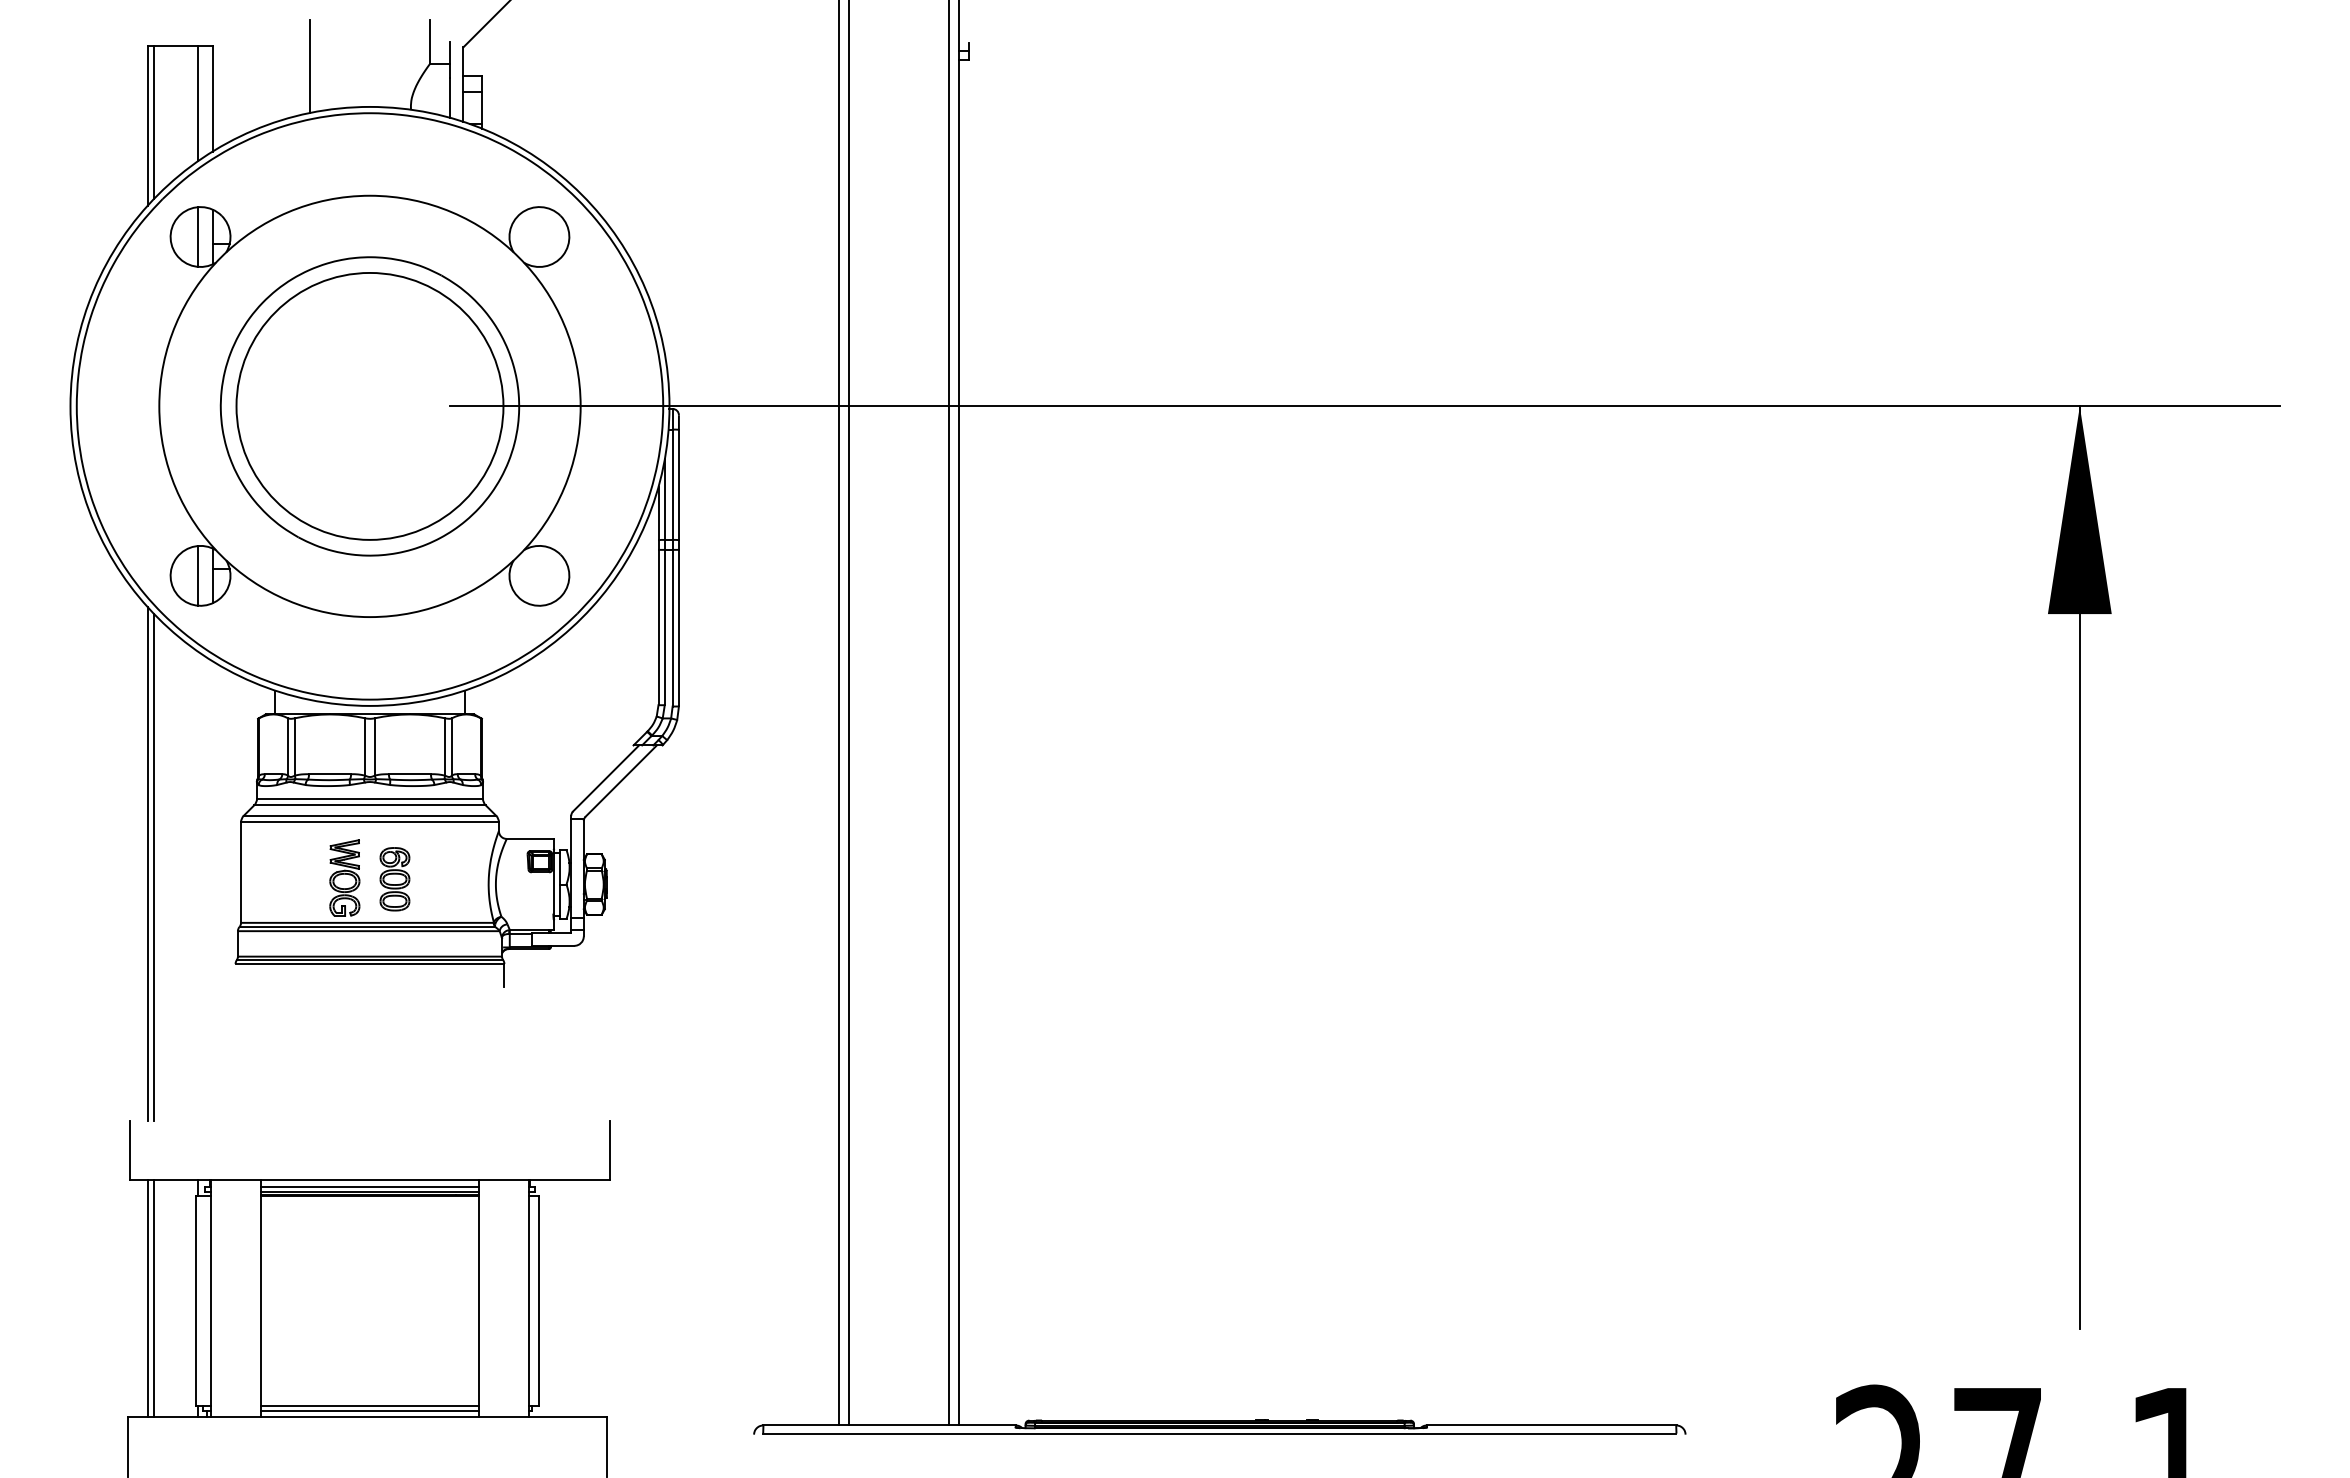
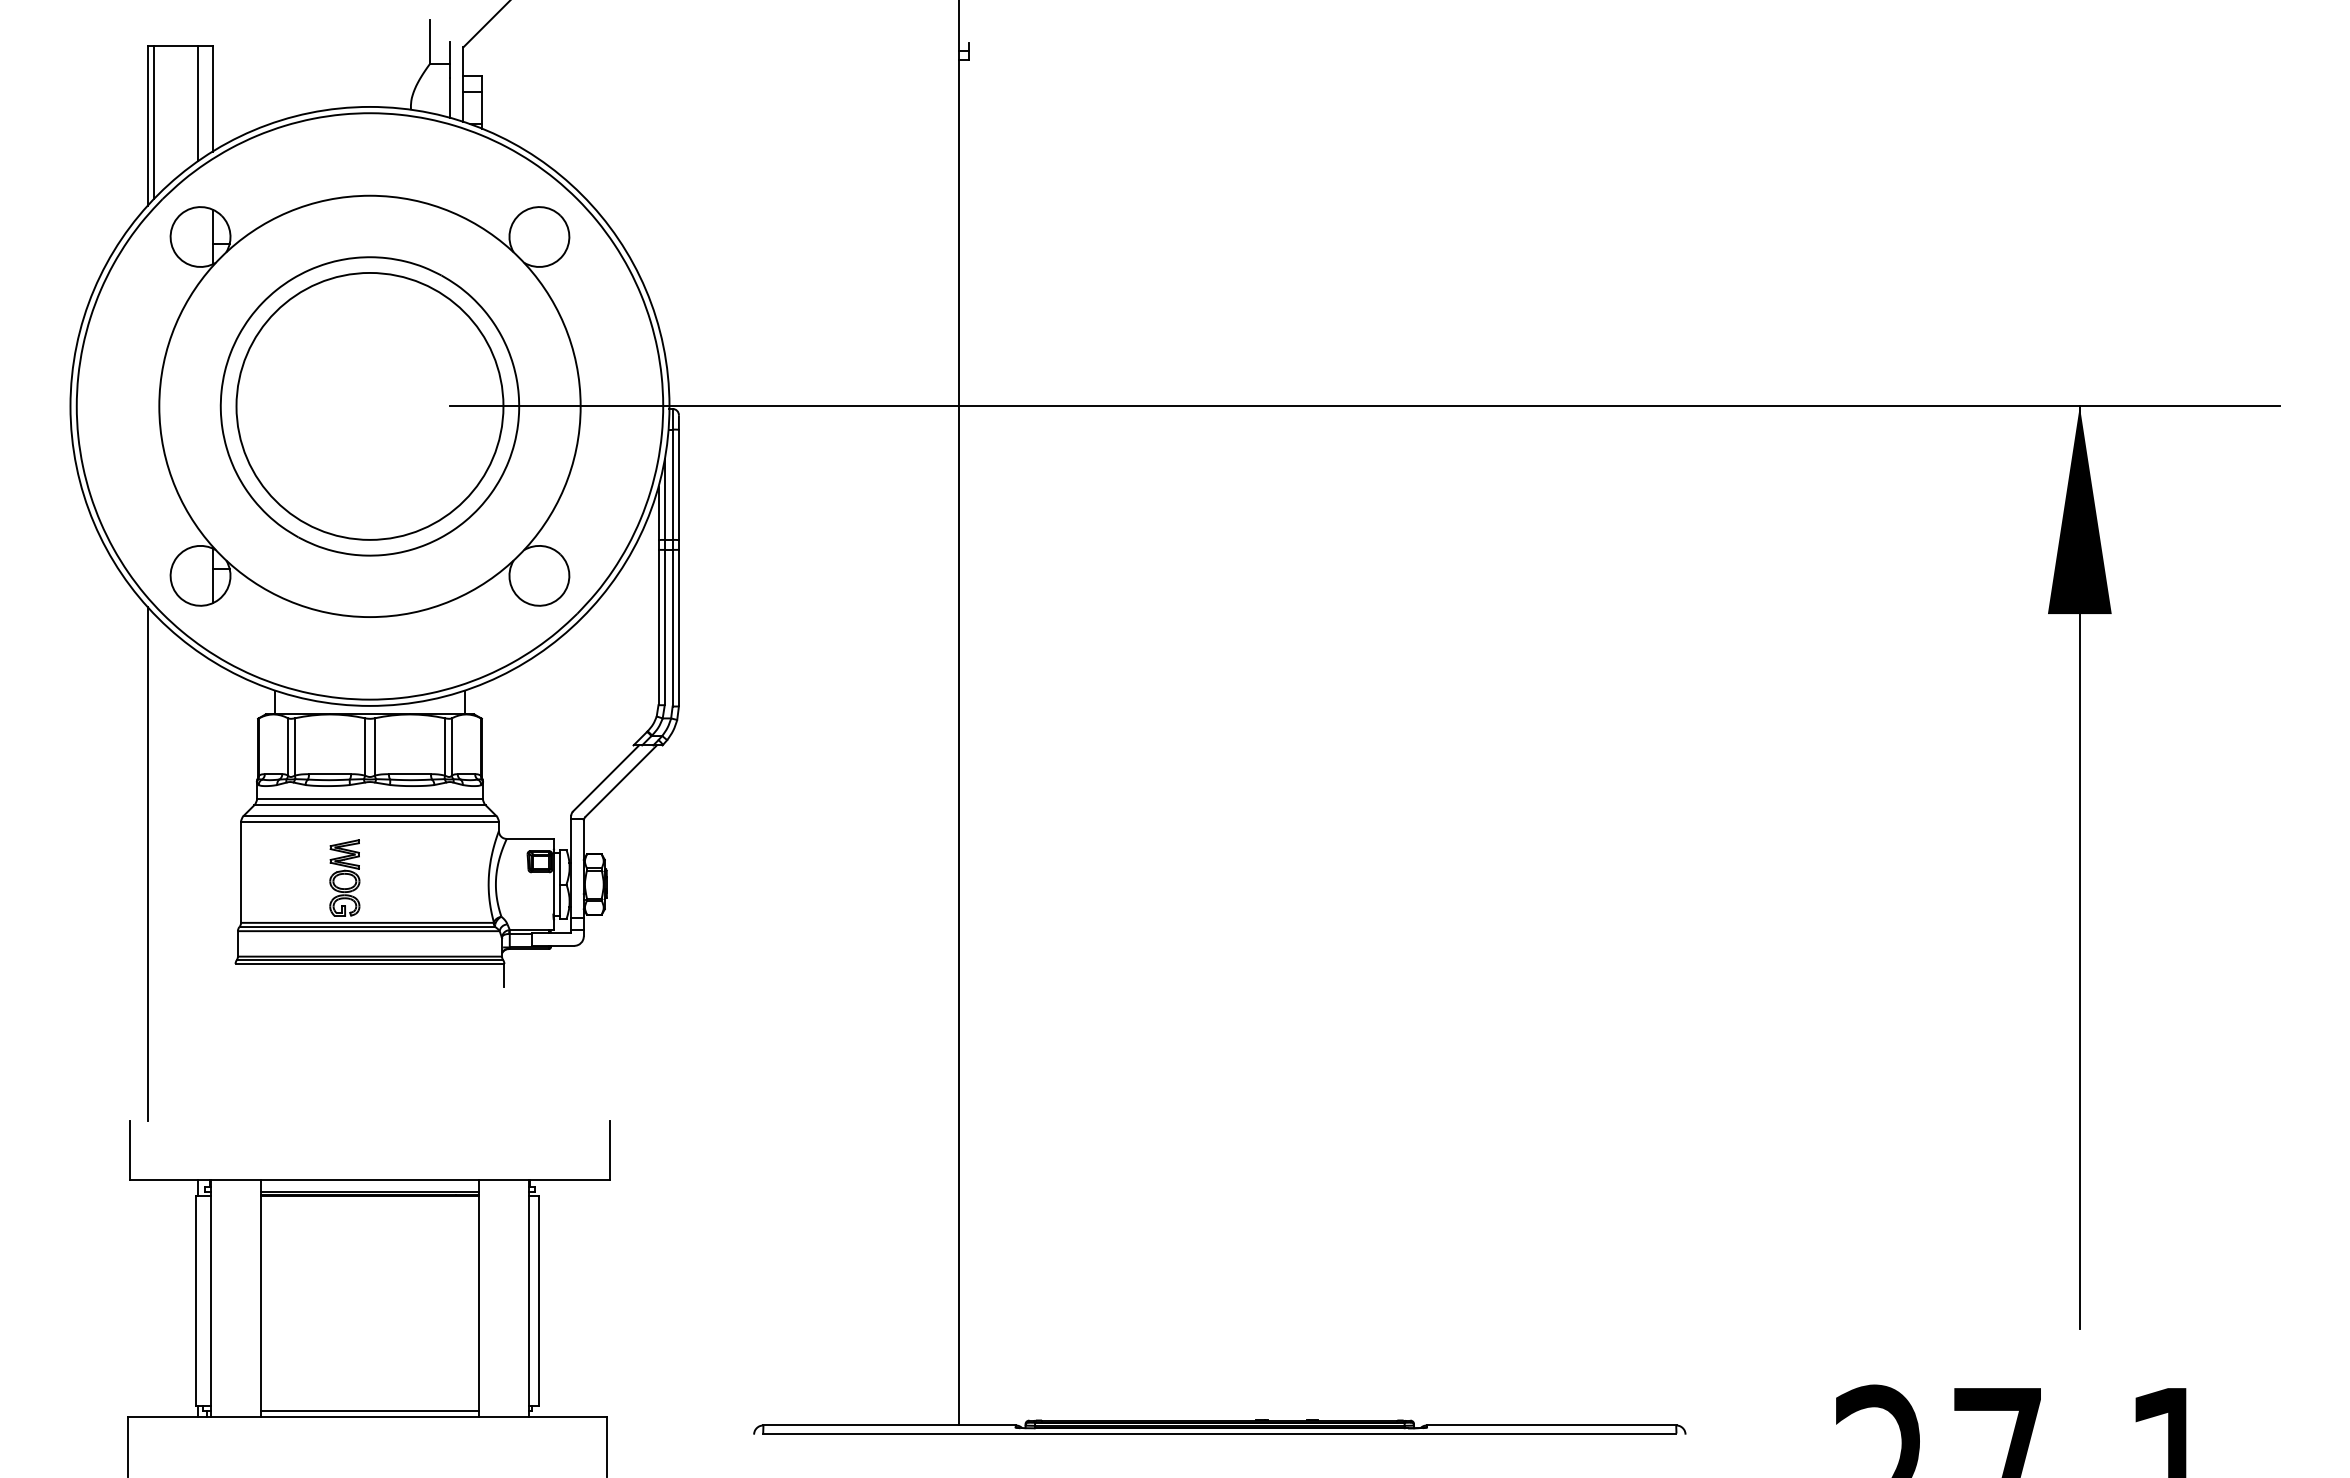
line: present -> none (310, 66)
line: present -> none (197, 236)
line: present -> none (197, 575)
line: present -> none (839, 713)
line: present -> none (849, 713)
line: present -> none (949, 713)
line: present -> none (153, 866)
part: present -> none (394, 879)
line: present -> none (369, 1186)
line: present -> none (147, 1298)
line: present -> none (153, 1298)
line: present -> none (369, 1406)
